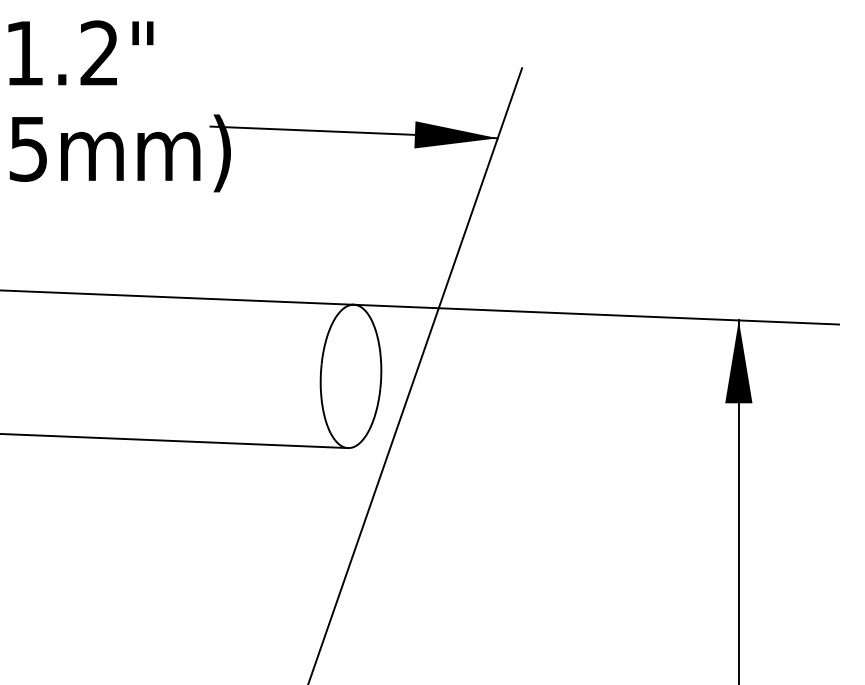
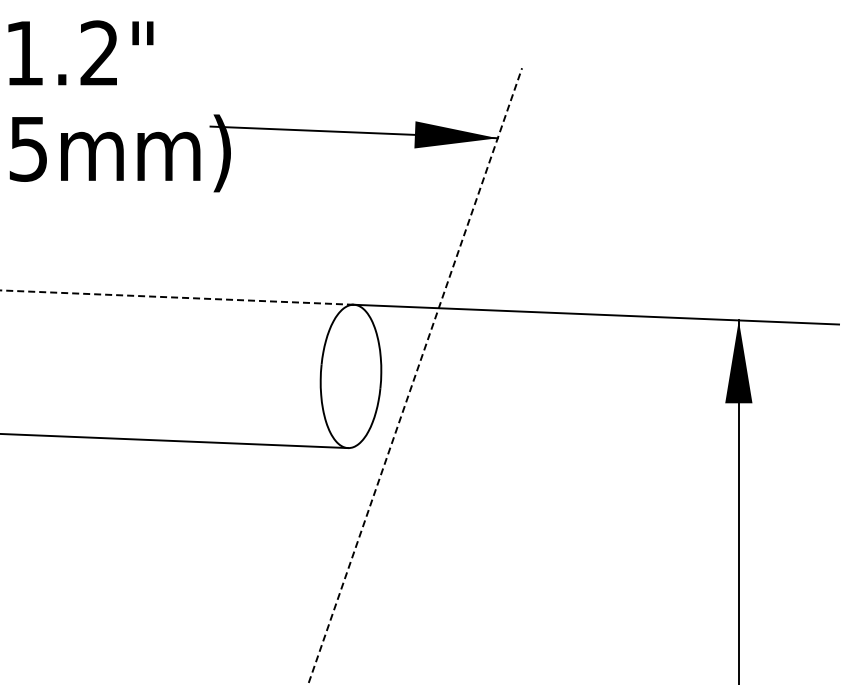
line: solid -> dashed (177, 297)
line: solid -> dashed (415, 376)
